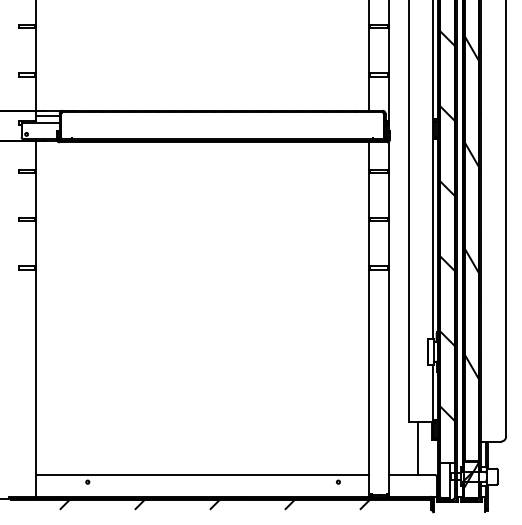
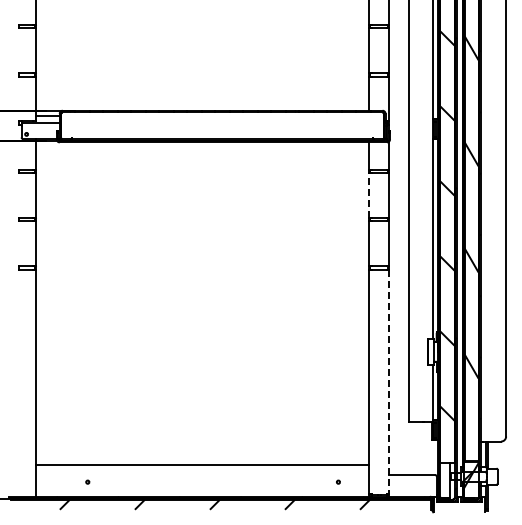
line: solid -> dashed (369, 195)
line: solid -> dashed (389, 382)
line: present -> none (417, 448)
line position: (202, 475) -> (202, 465) (202, 465)
